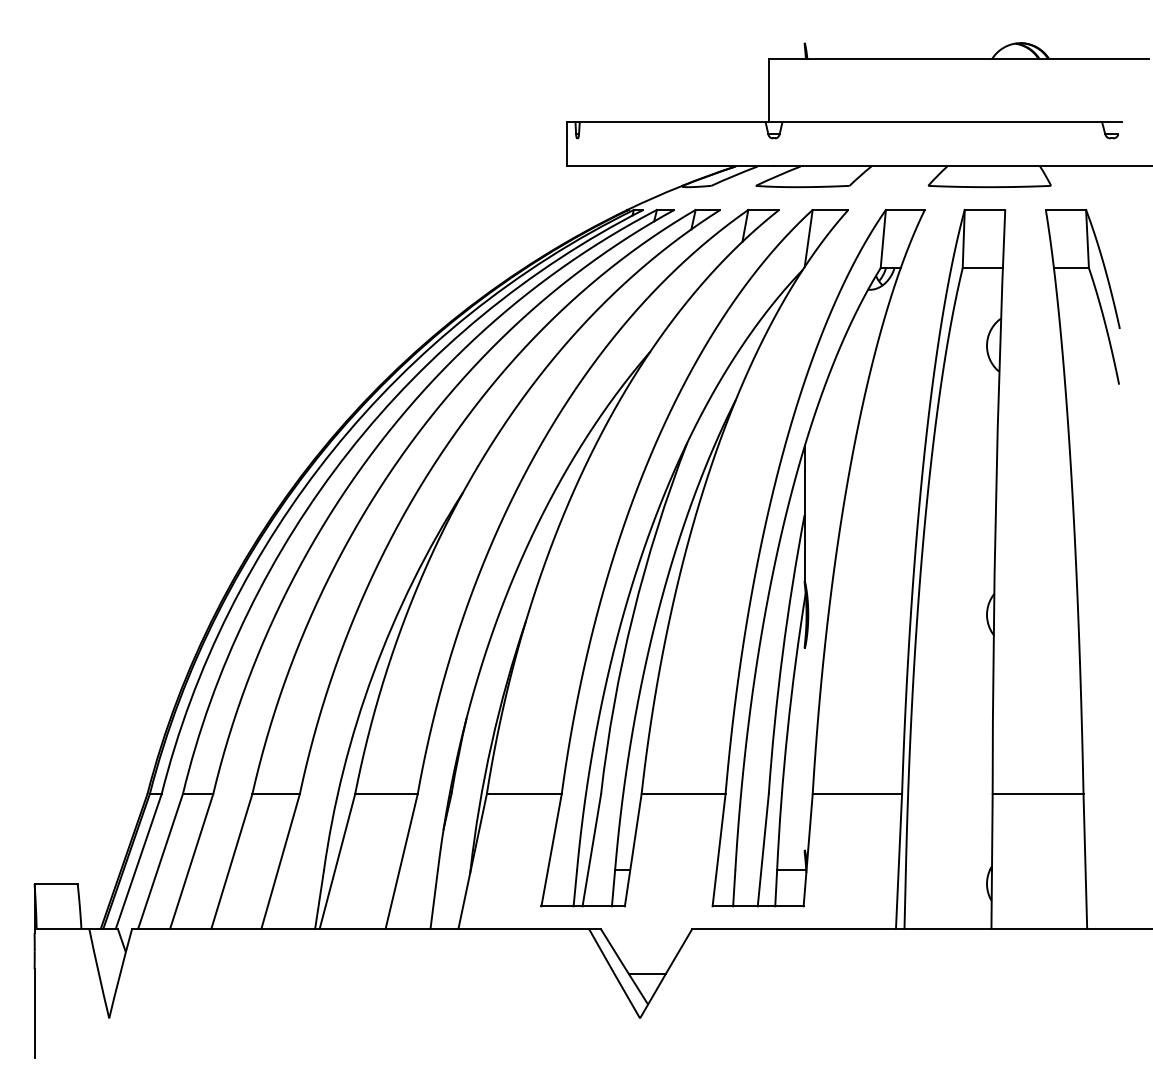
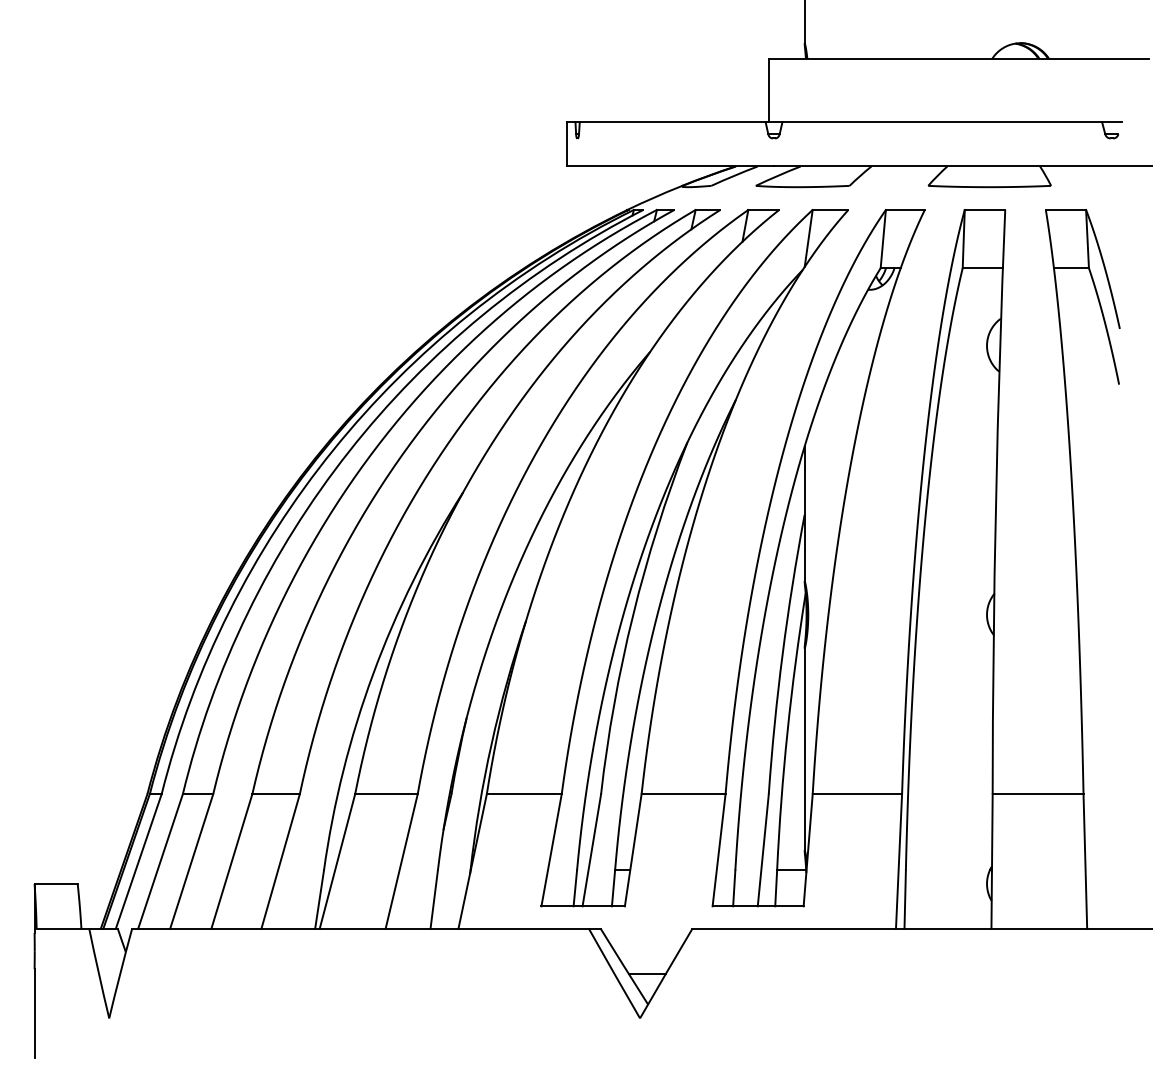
line: none -> present (804, 22)
line: none -> present (804, 749)
